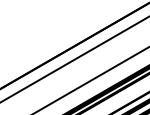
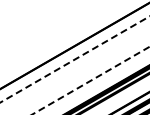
line: solid -> dashed (74, 59)
line: solid -> dashed (91, 80)
